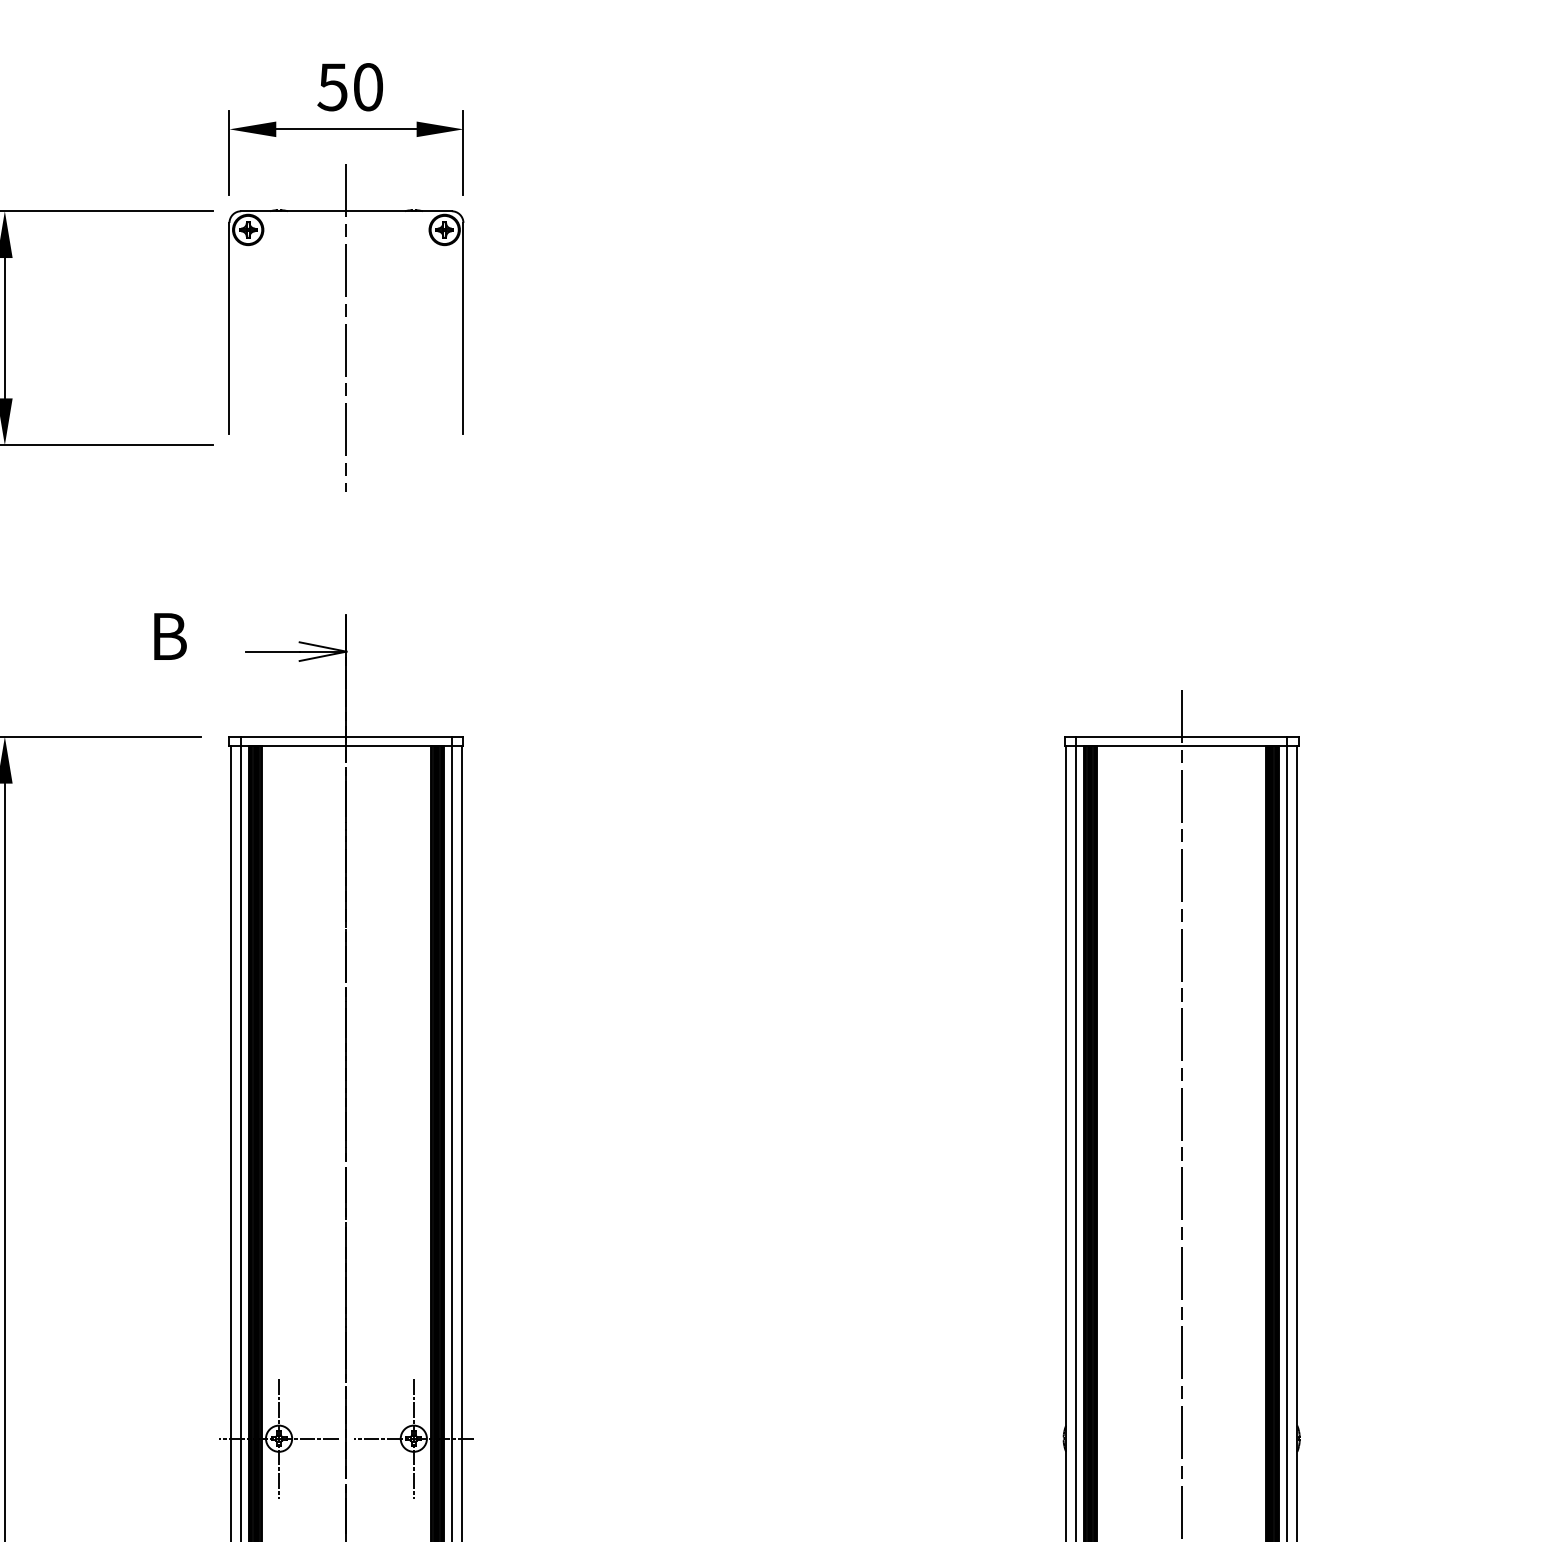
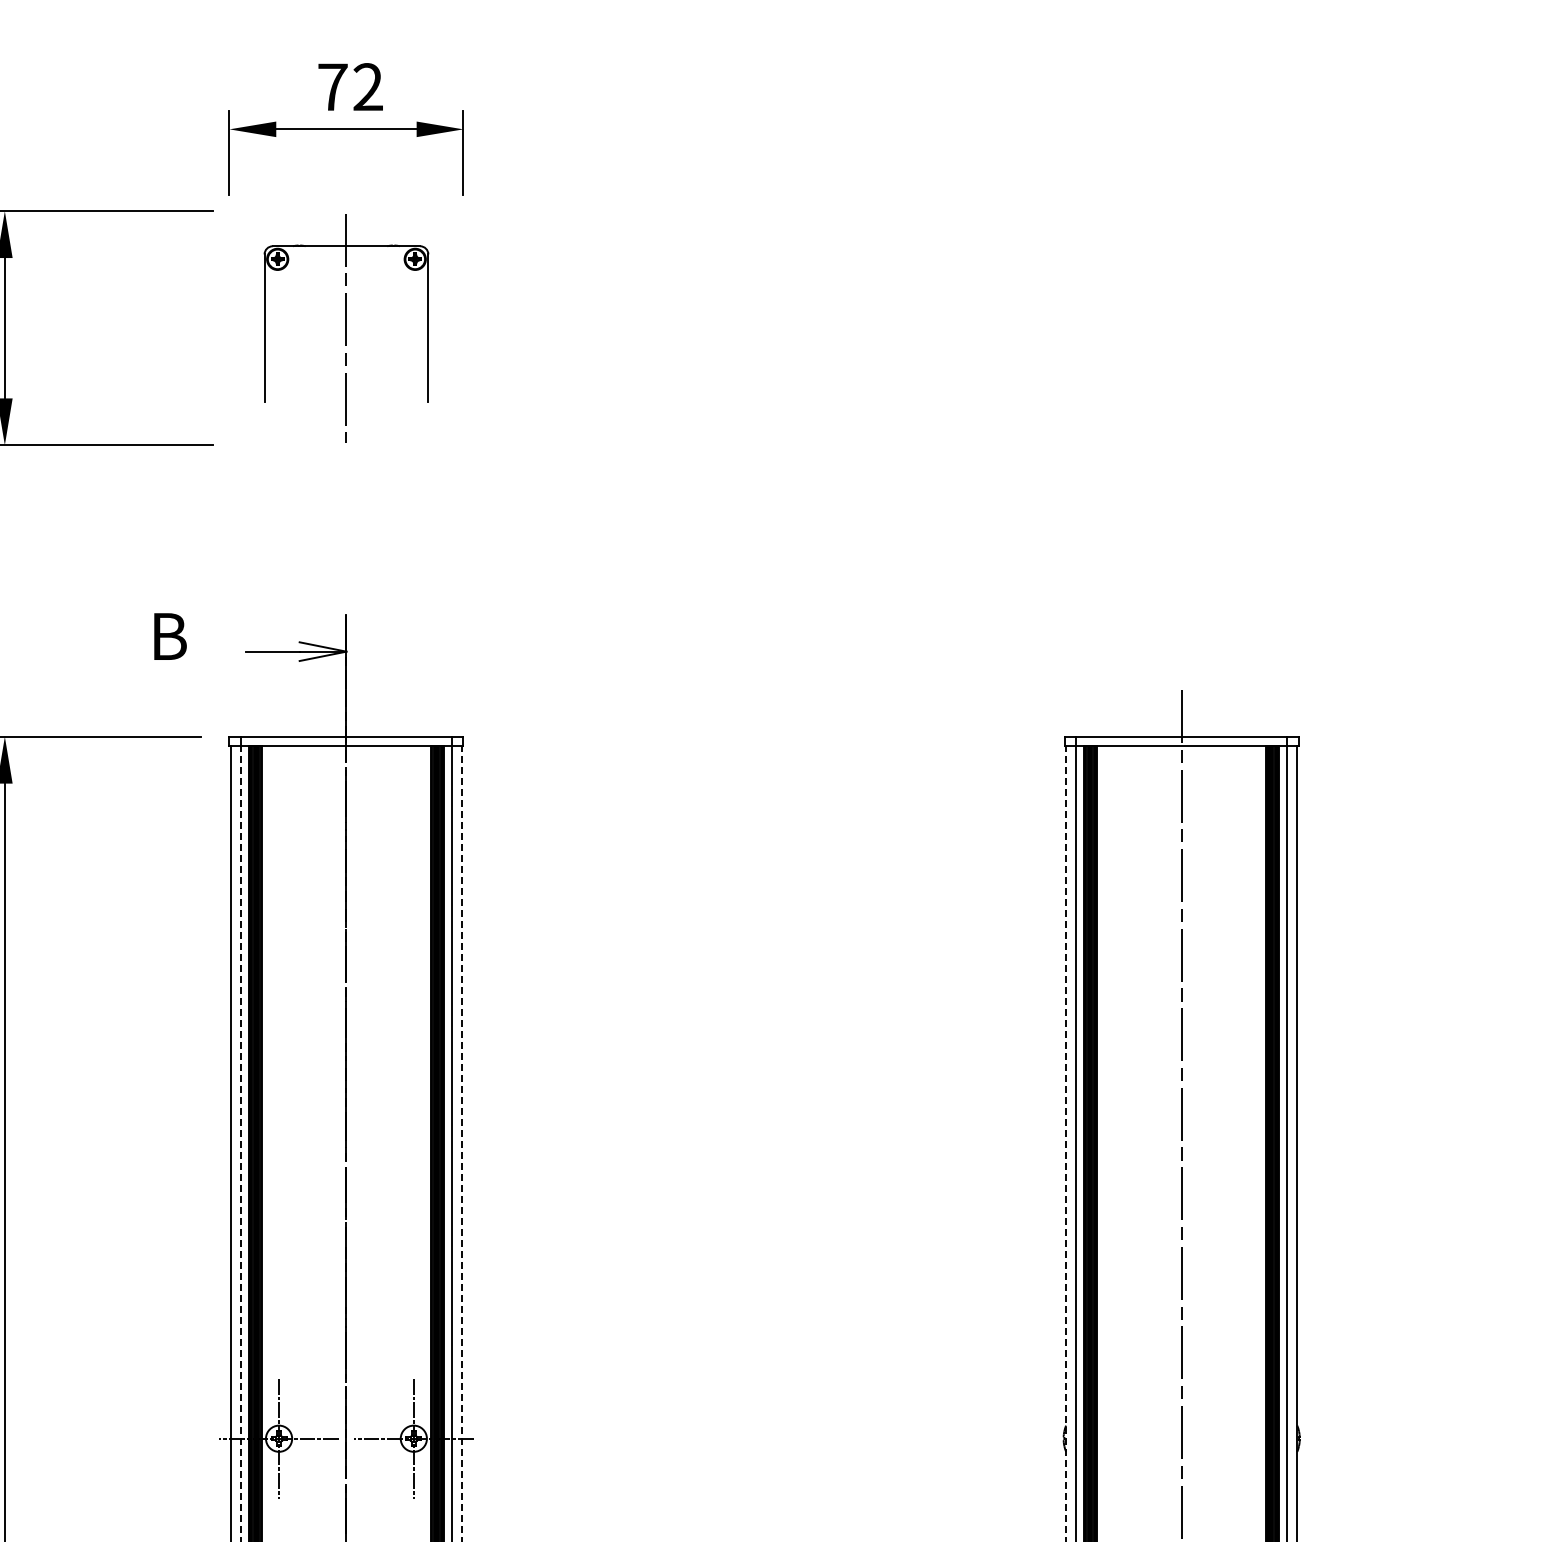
text: 50 -> 72 (349, 87)
part size: 237x328 px -> 167x229 px (346, 328)
line: solid -> dashed (241, 1143)
line: solid -> dashed (462, 1143)
line: solid -> dashed (1066, 1143)
